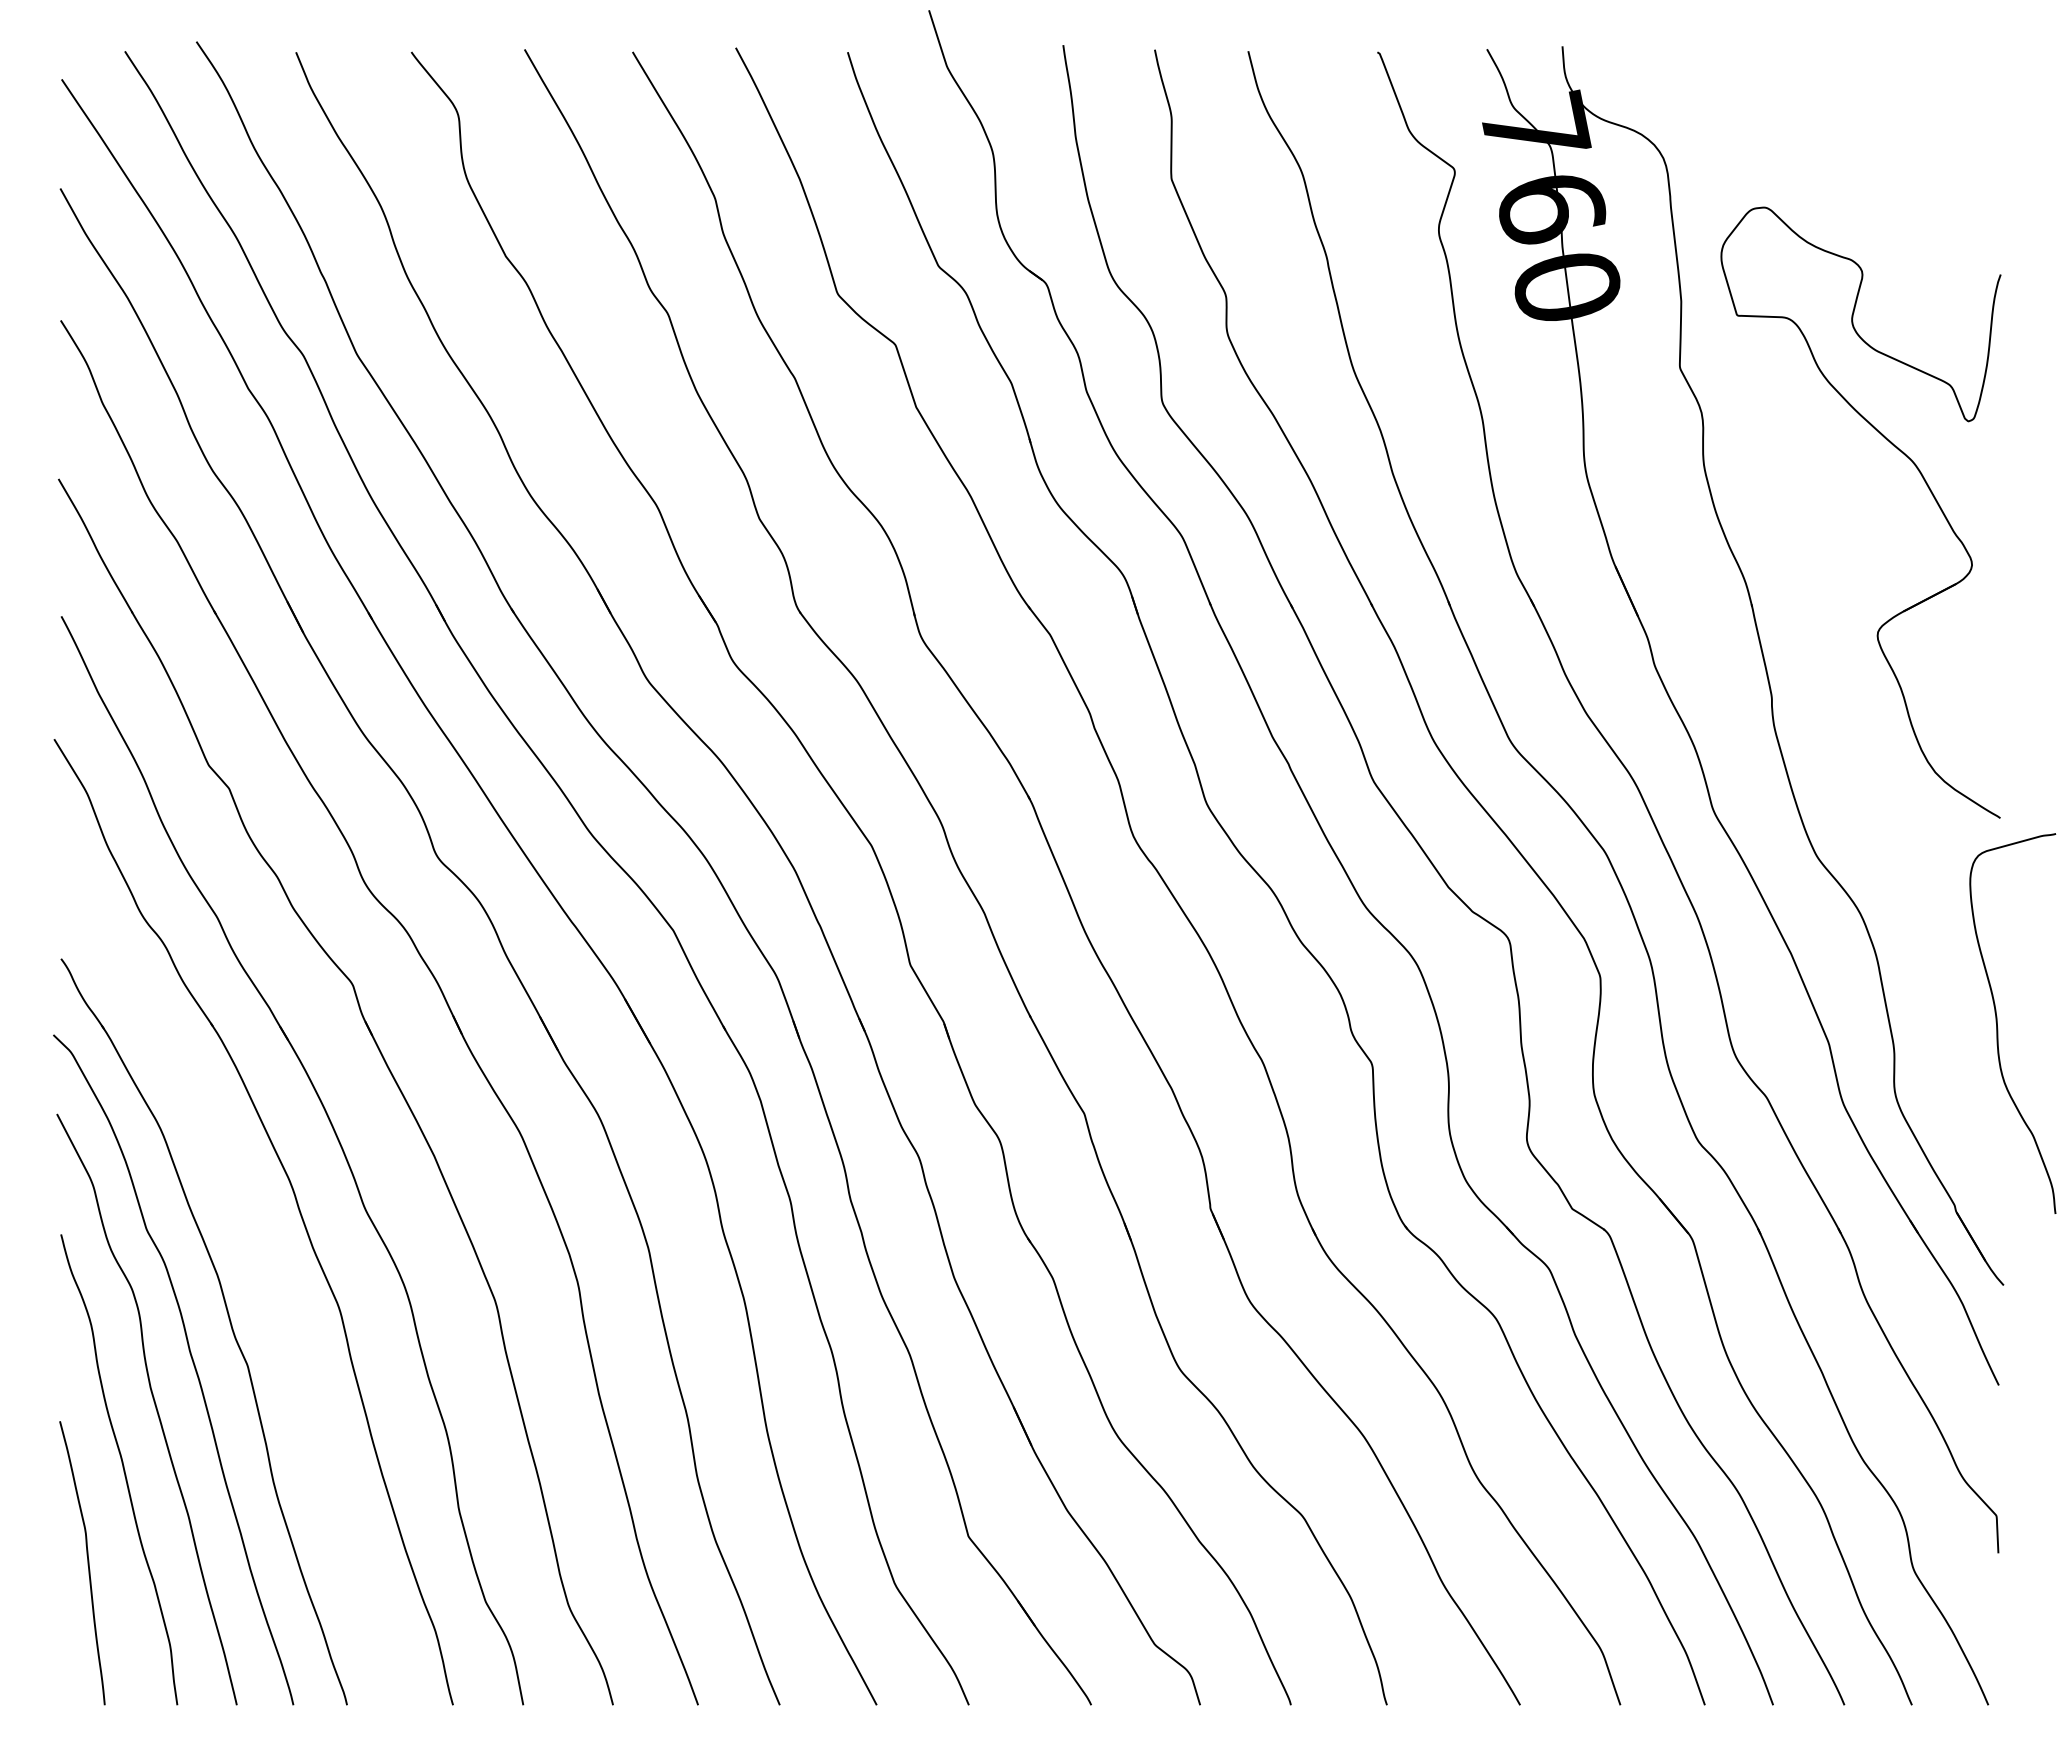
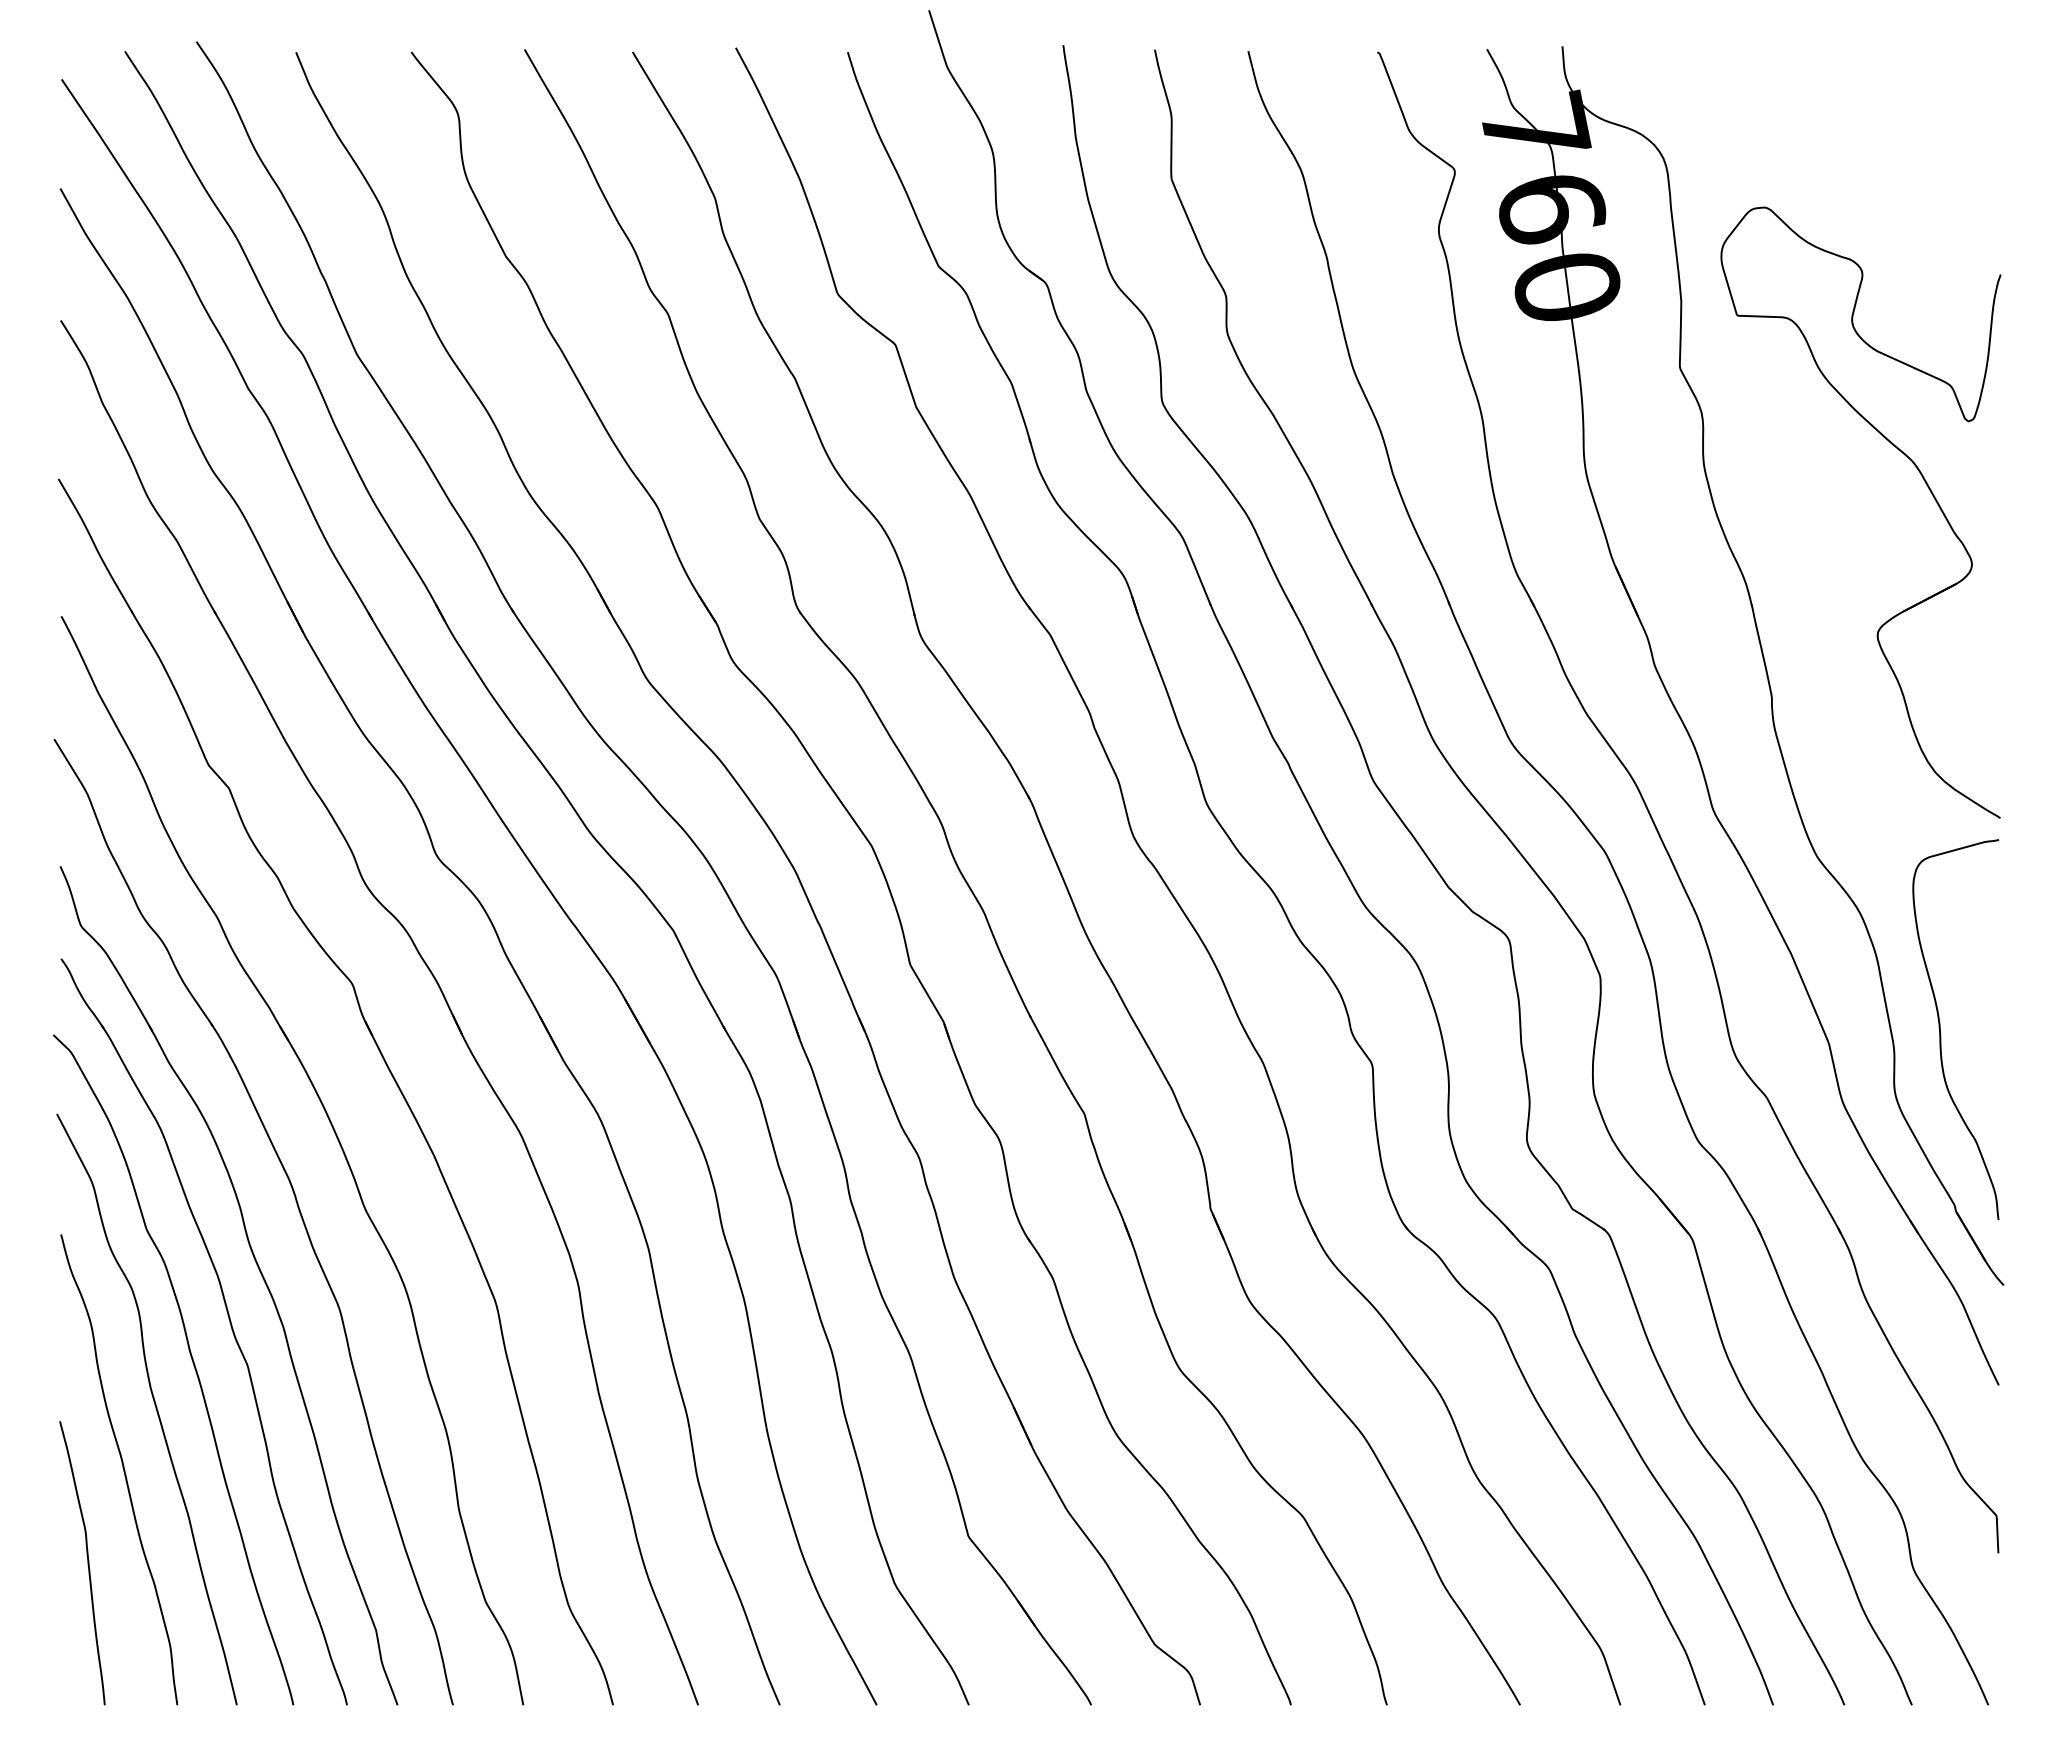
curve position: (1998, 1028) -> (1941, 1034) (1941, 1034)
part: none -> present (260, 1274)
